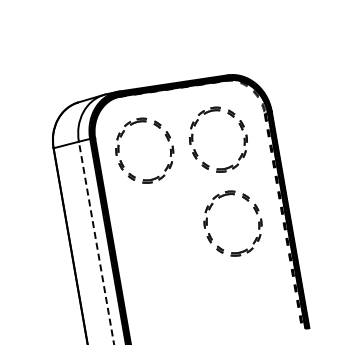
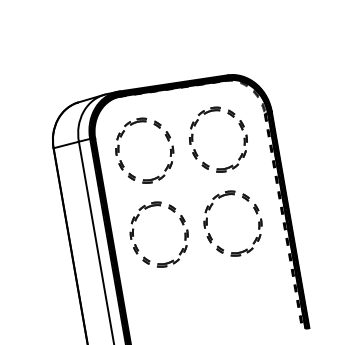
line: dashed -> solid (96, 243)
part: none -> present (136, 244)
